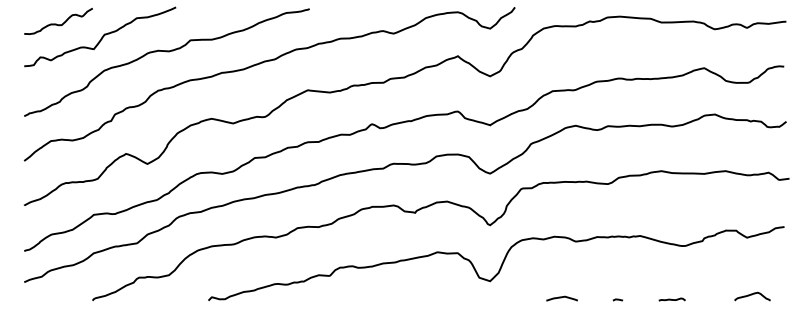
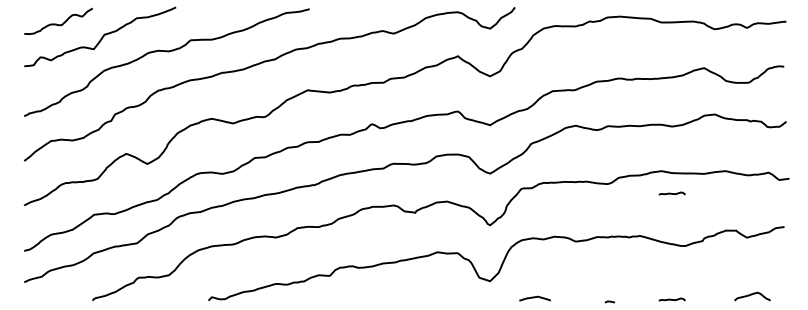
curve: none -> present (671, 193)
curve position: (561, 298) -> (534, 298) (534, 298)
line position: (617, 299) -> (609, 301) (609, 301)
